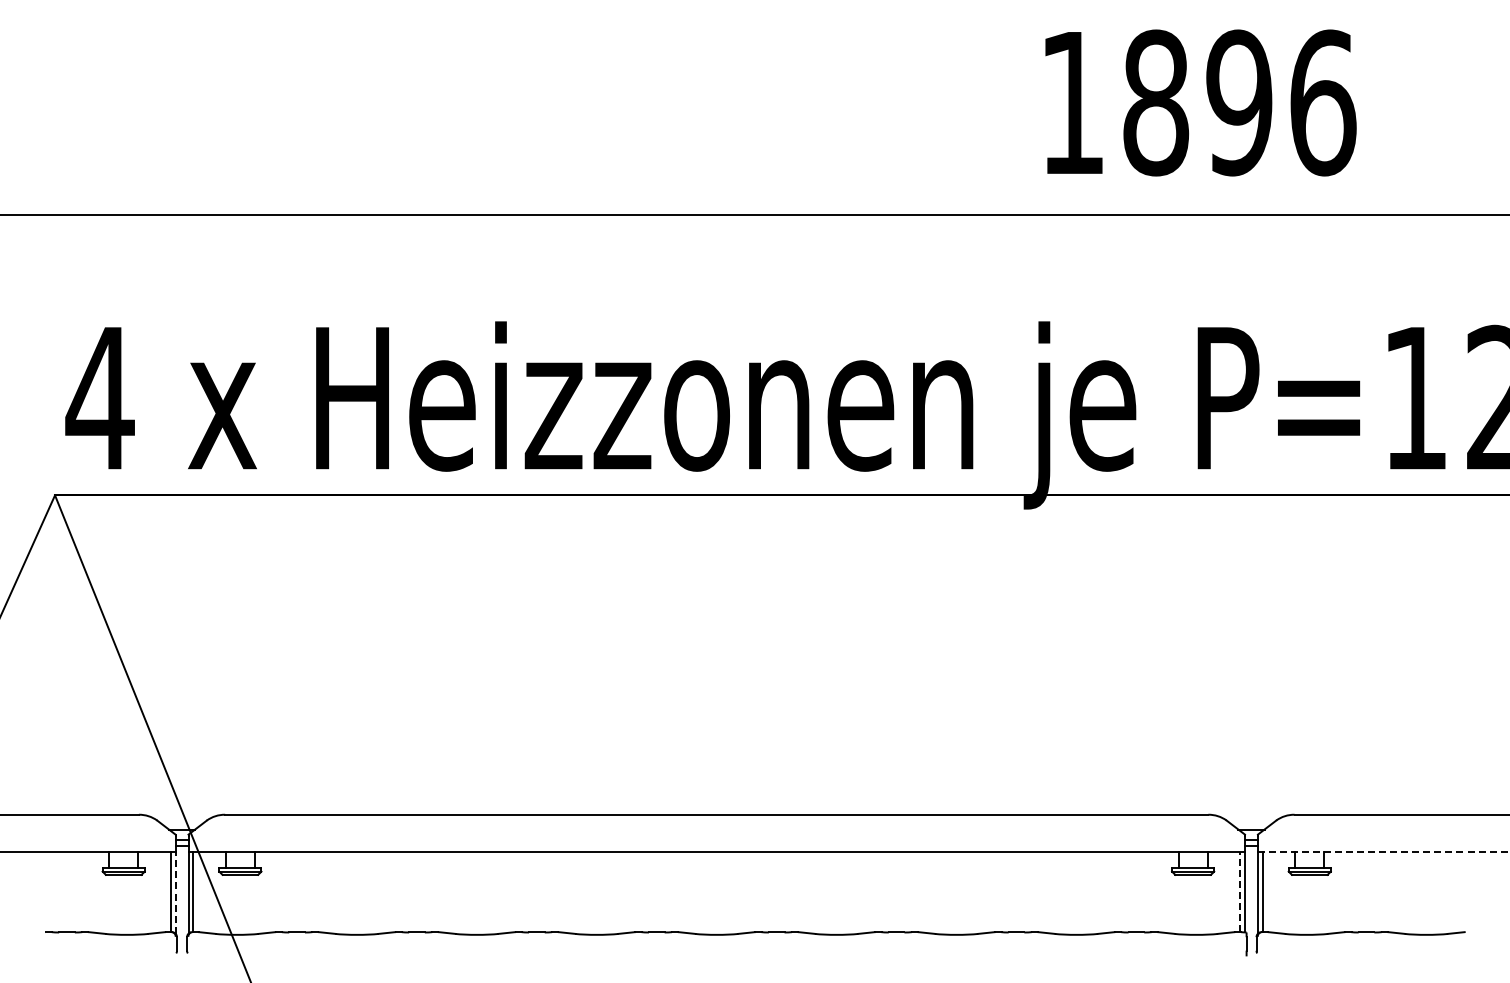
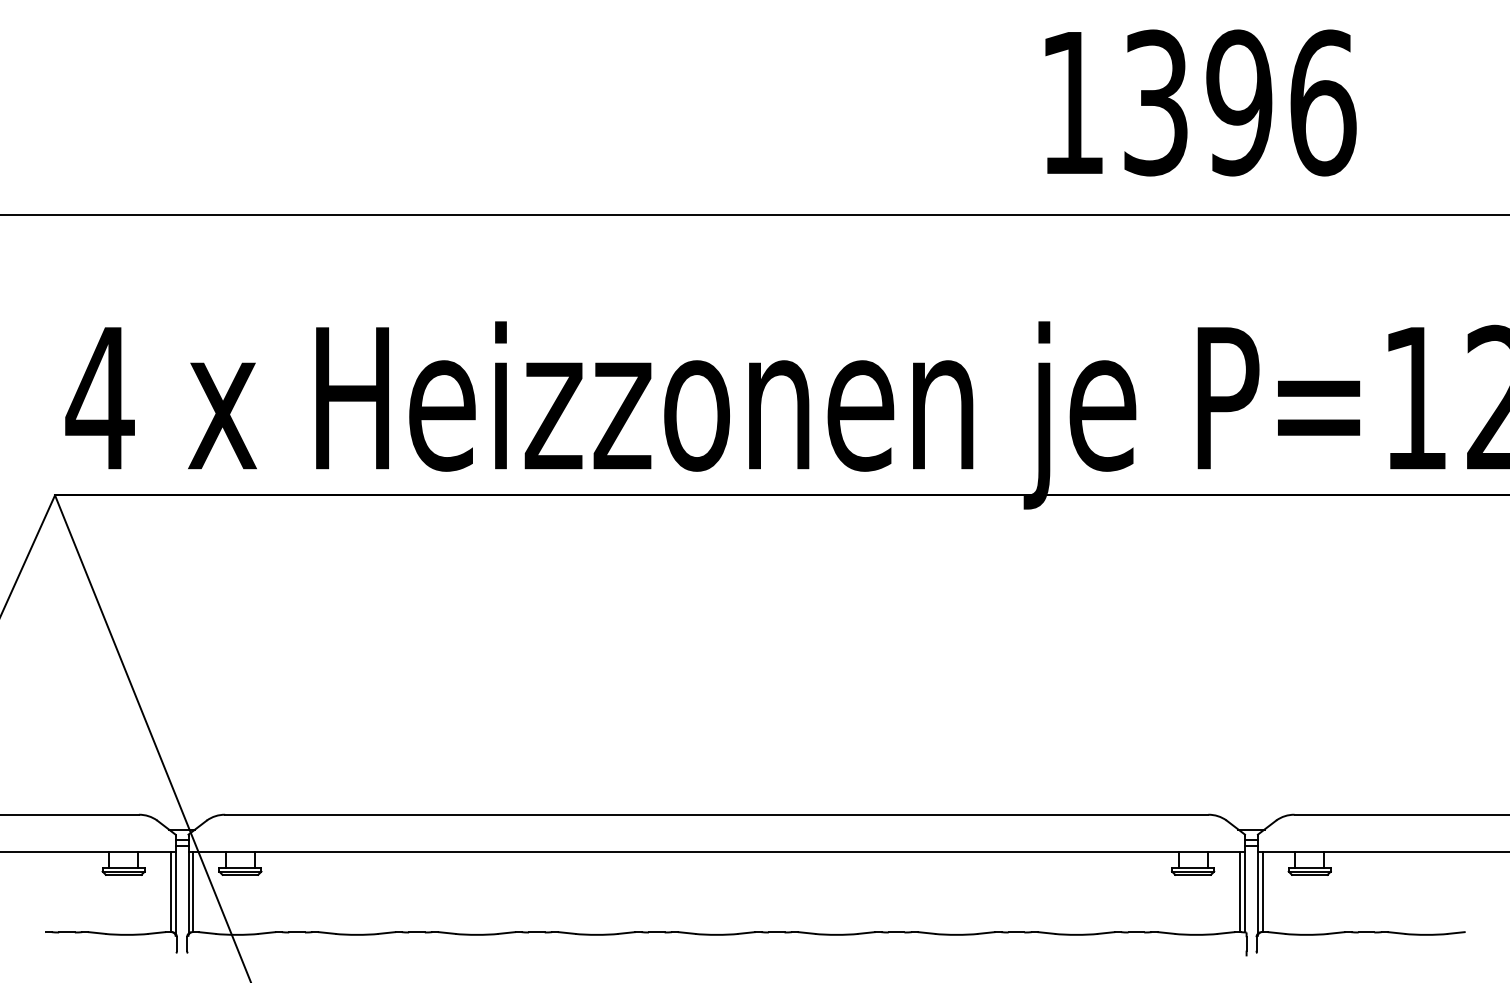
text: 1896 -> 1396 (1156, 102)
line: dashed -> solid (1383, 851)
line: dashed -> solid (1240, 891)
line: dashed -> solid (175, 892)
